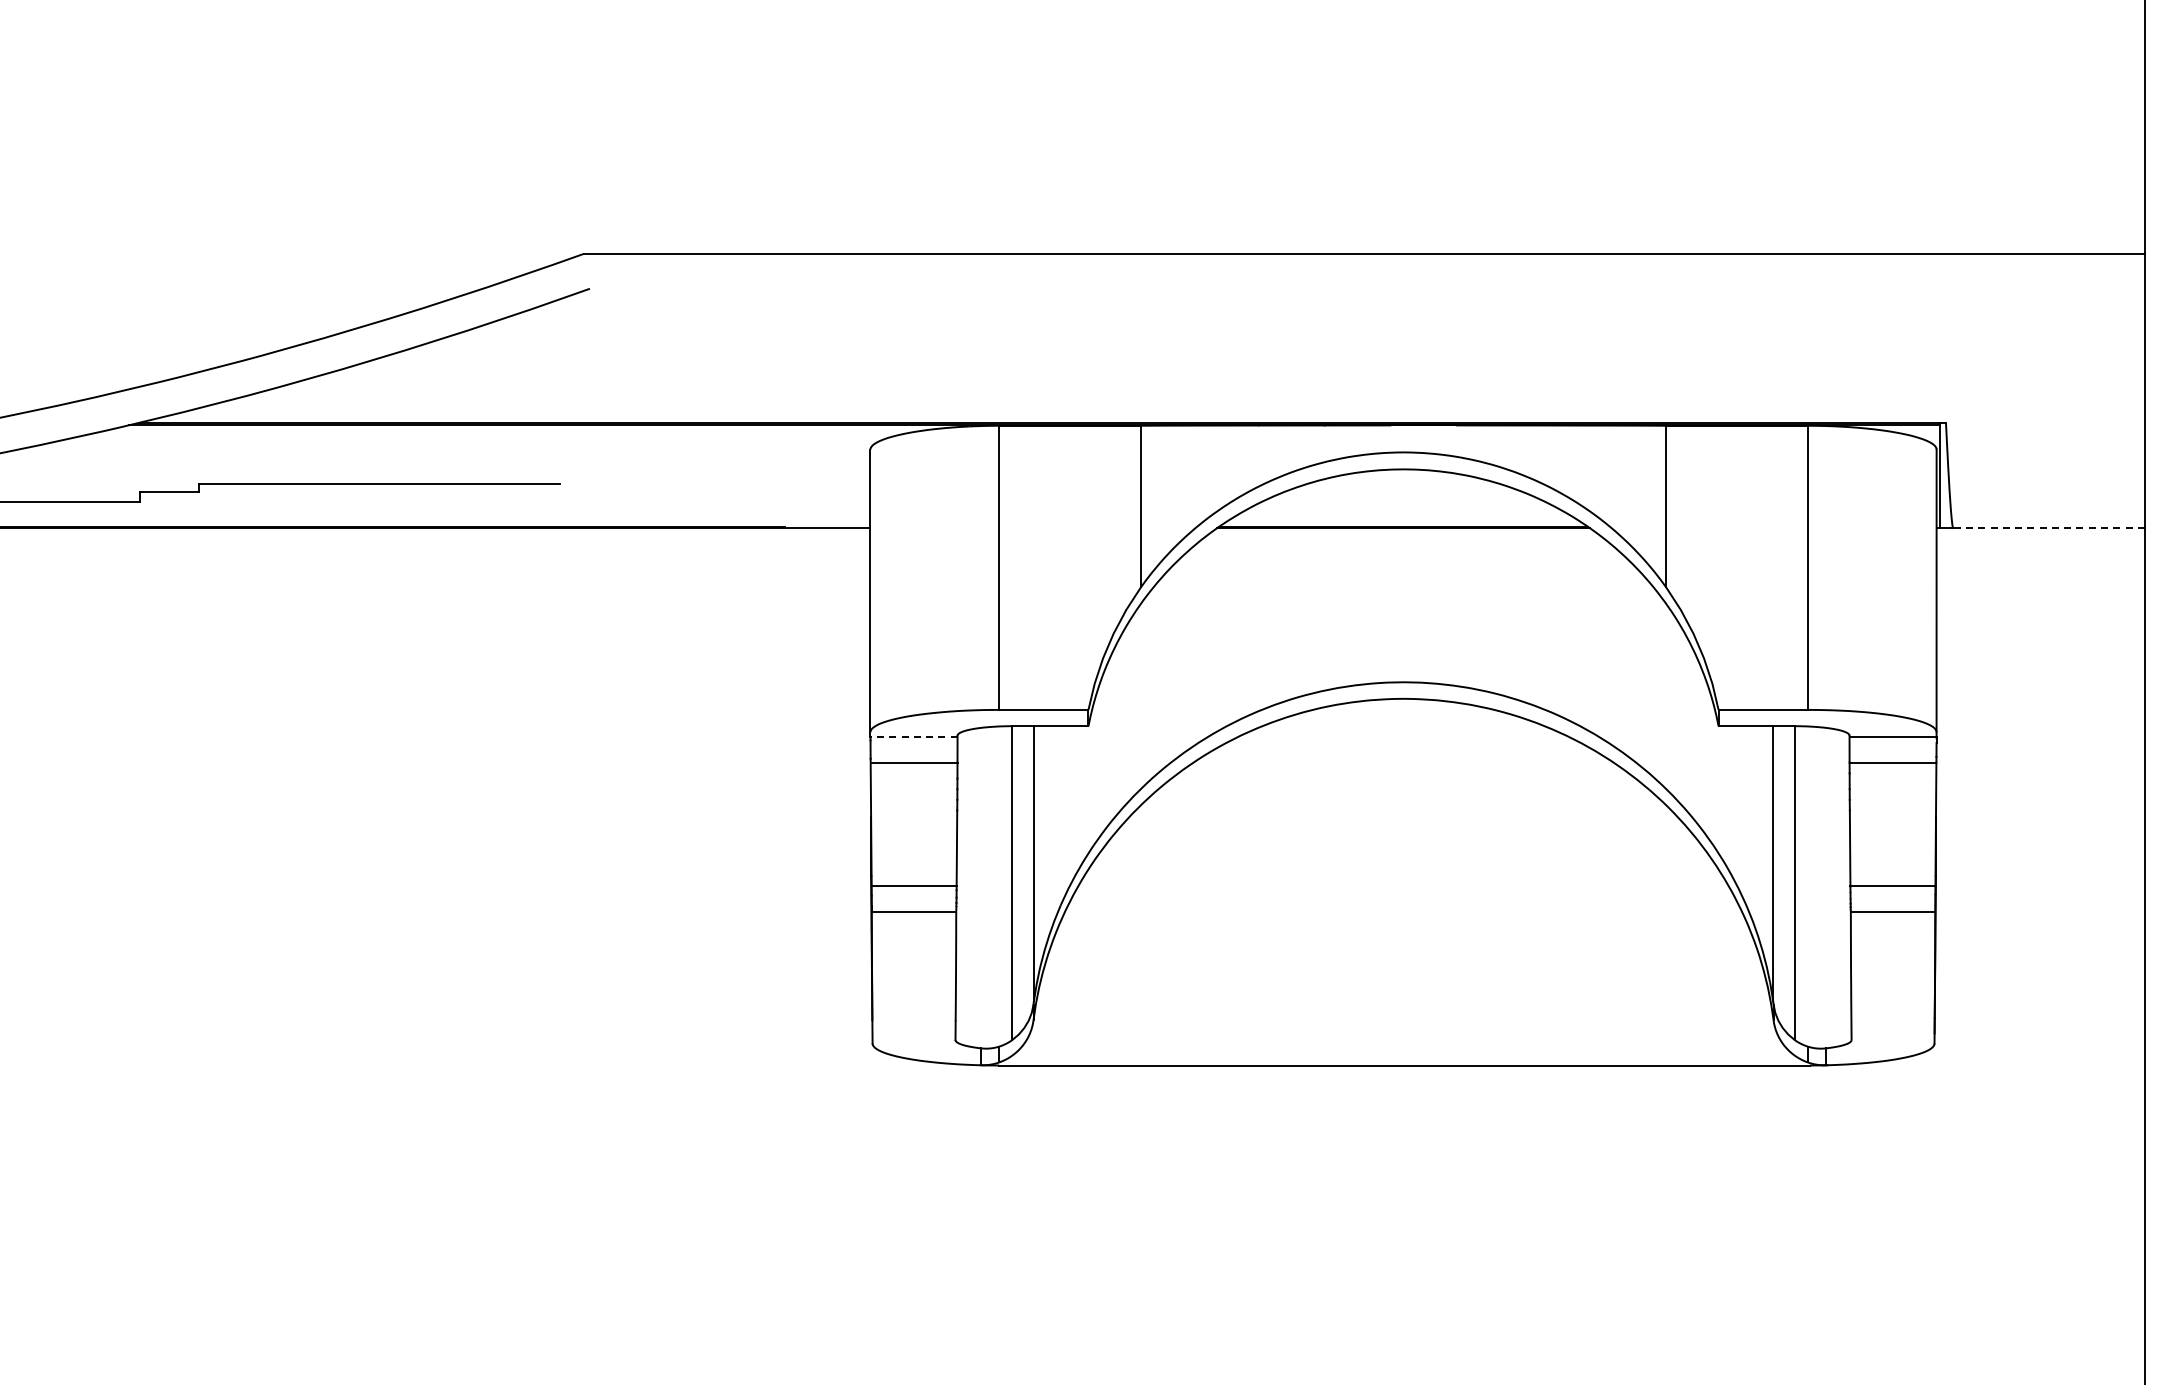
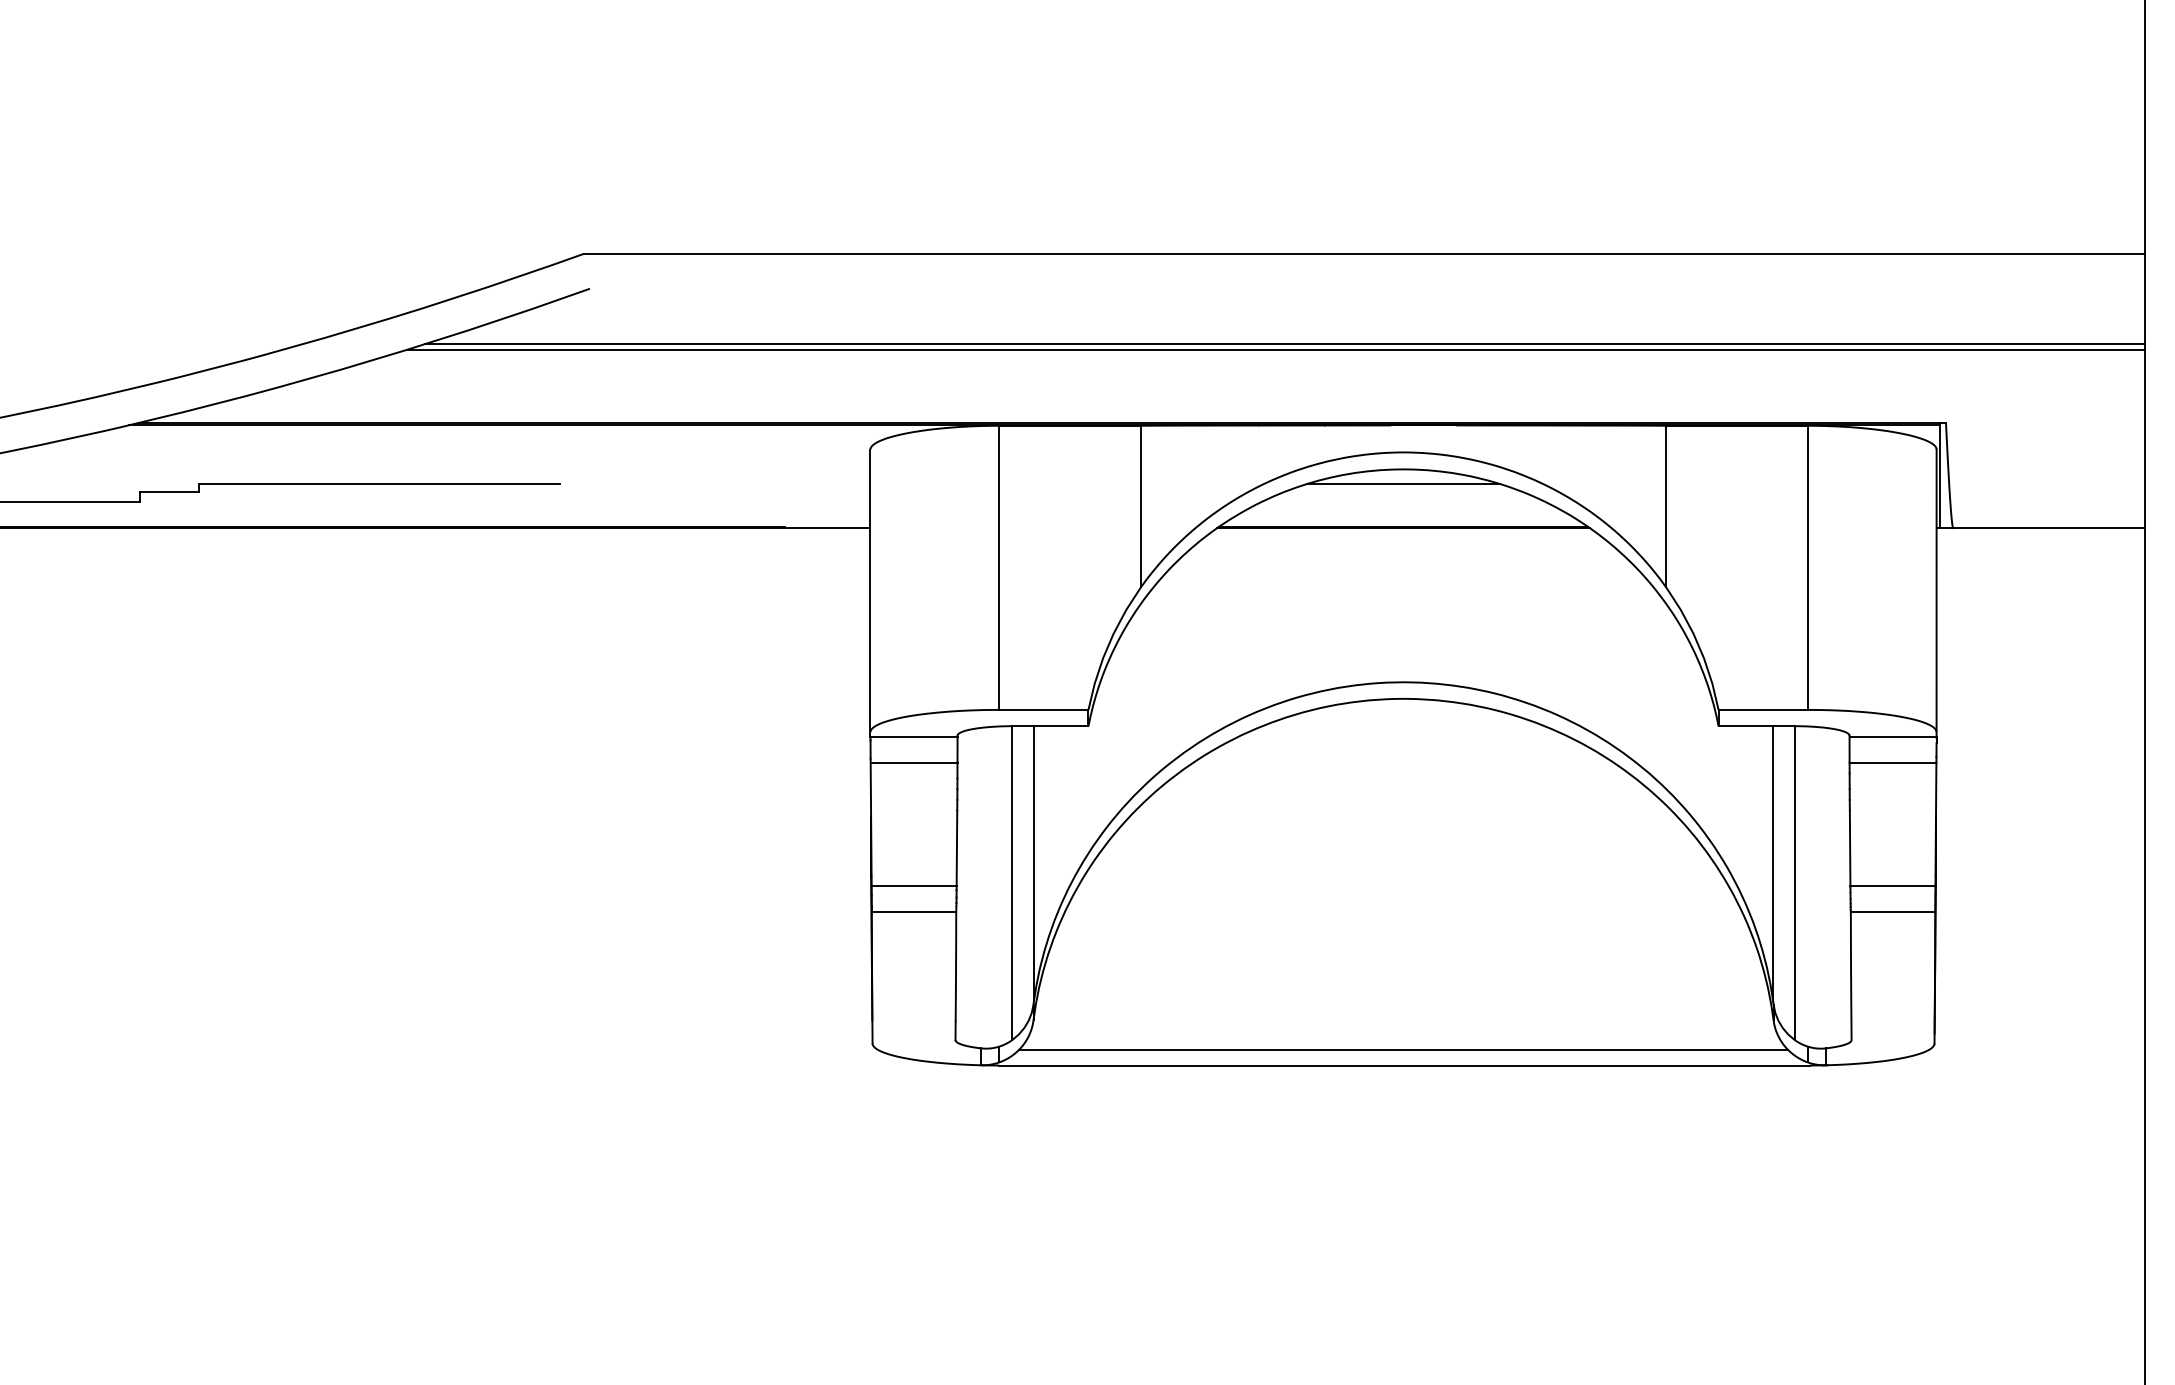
line: none -> present (1284, 344)
line: none -> present (1275, 349)
line: none -> present (1403, 483)
line: dashed -> solid (2049, 528)
line: dashed -> solid (914, 737)
line: none -> present (1403, 1049)
